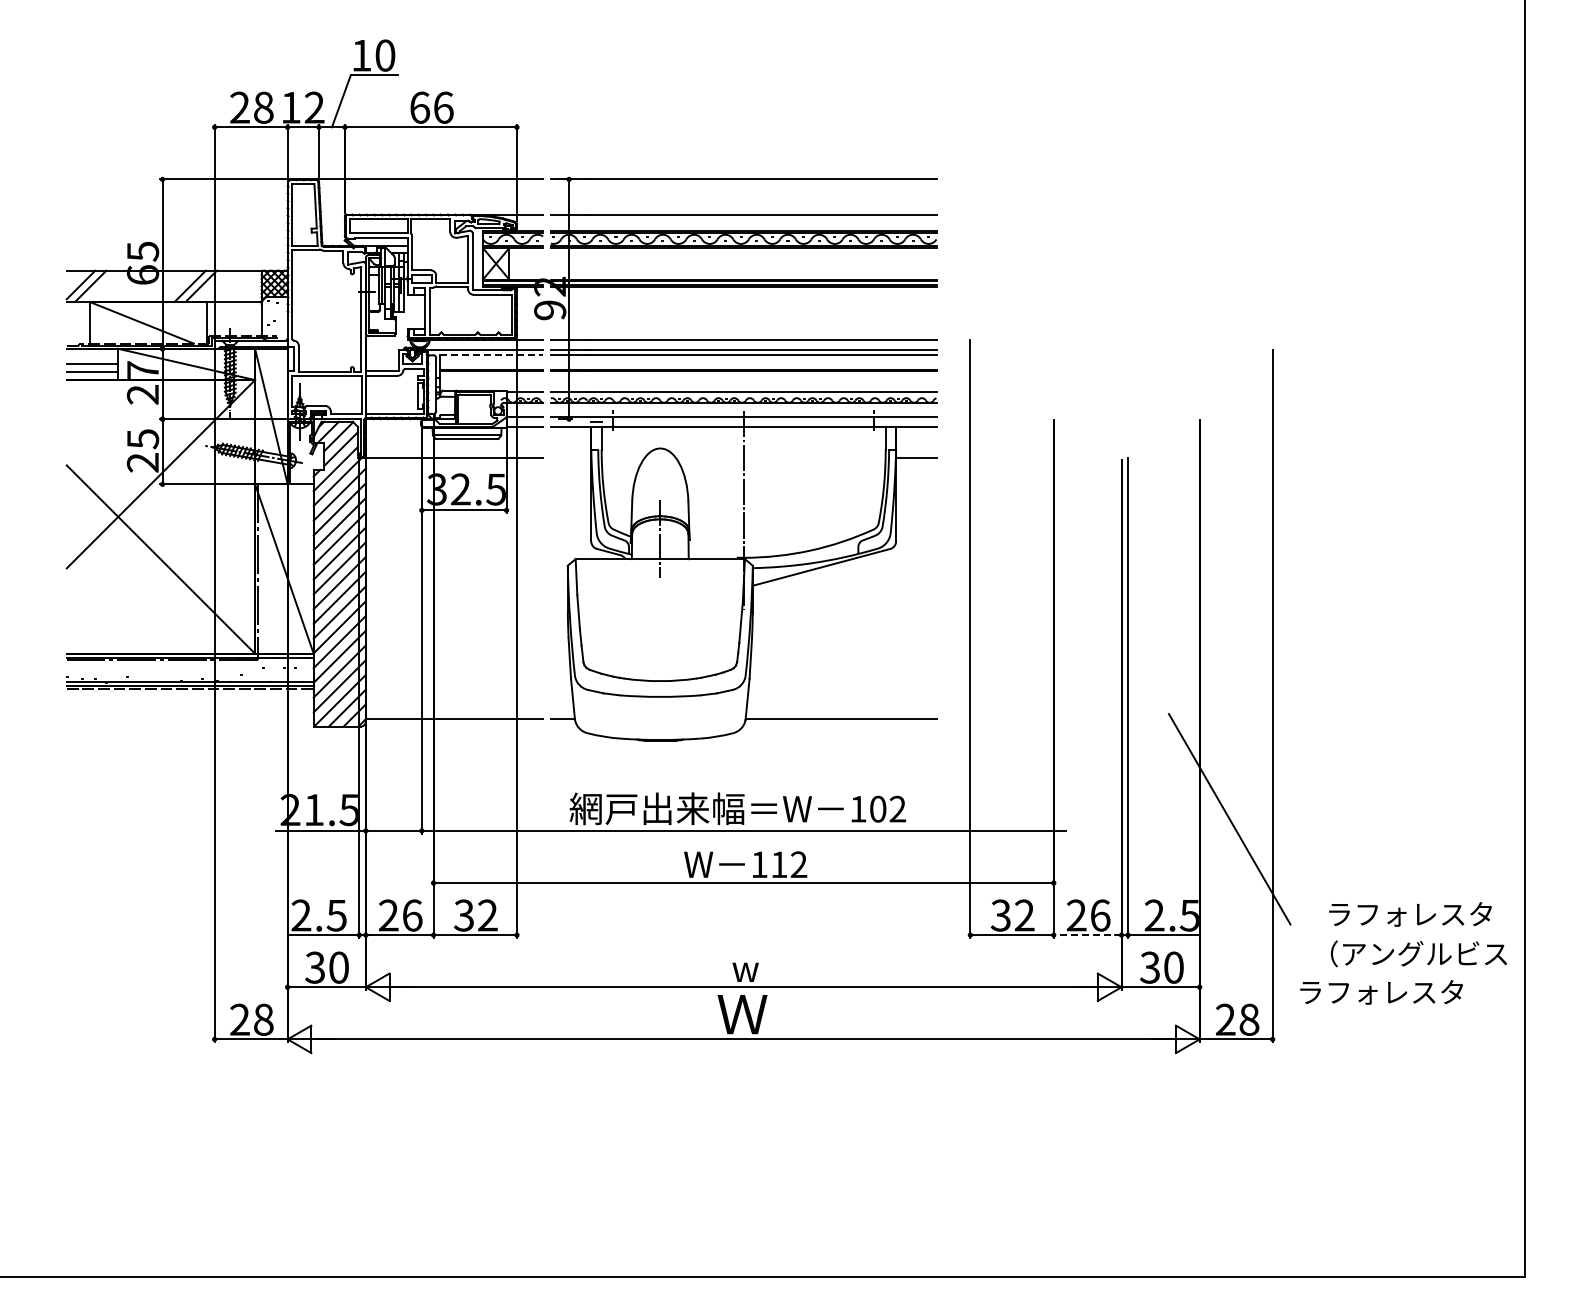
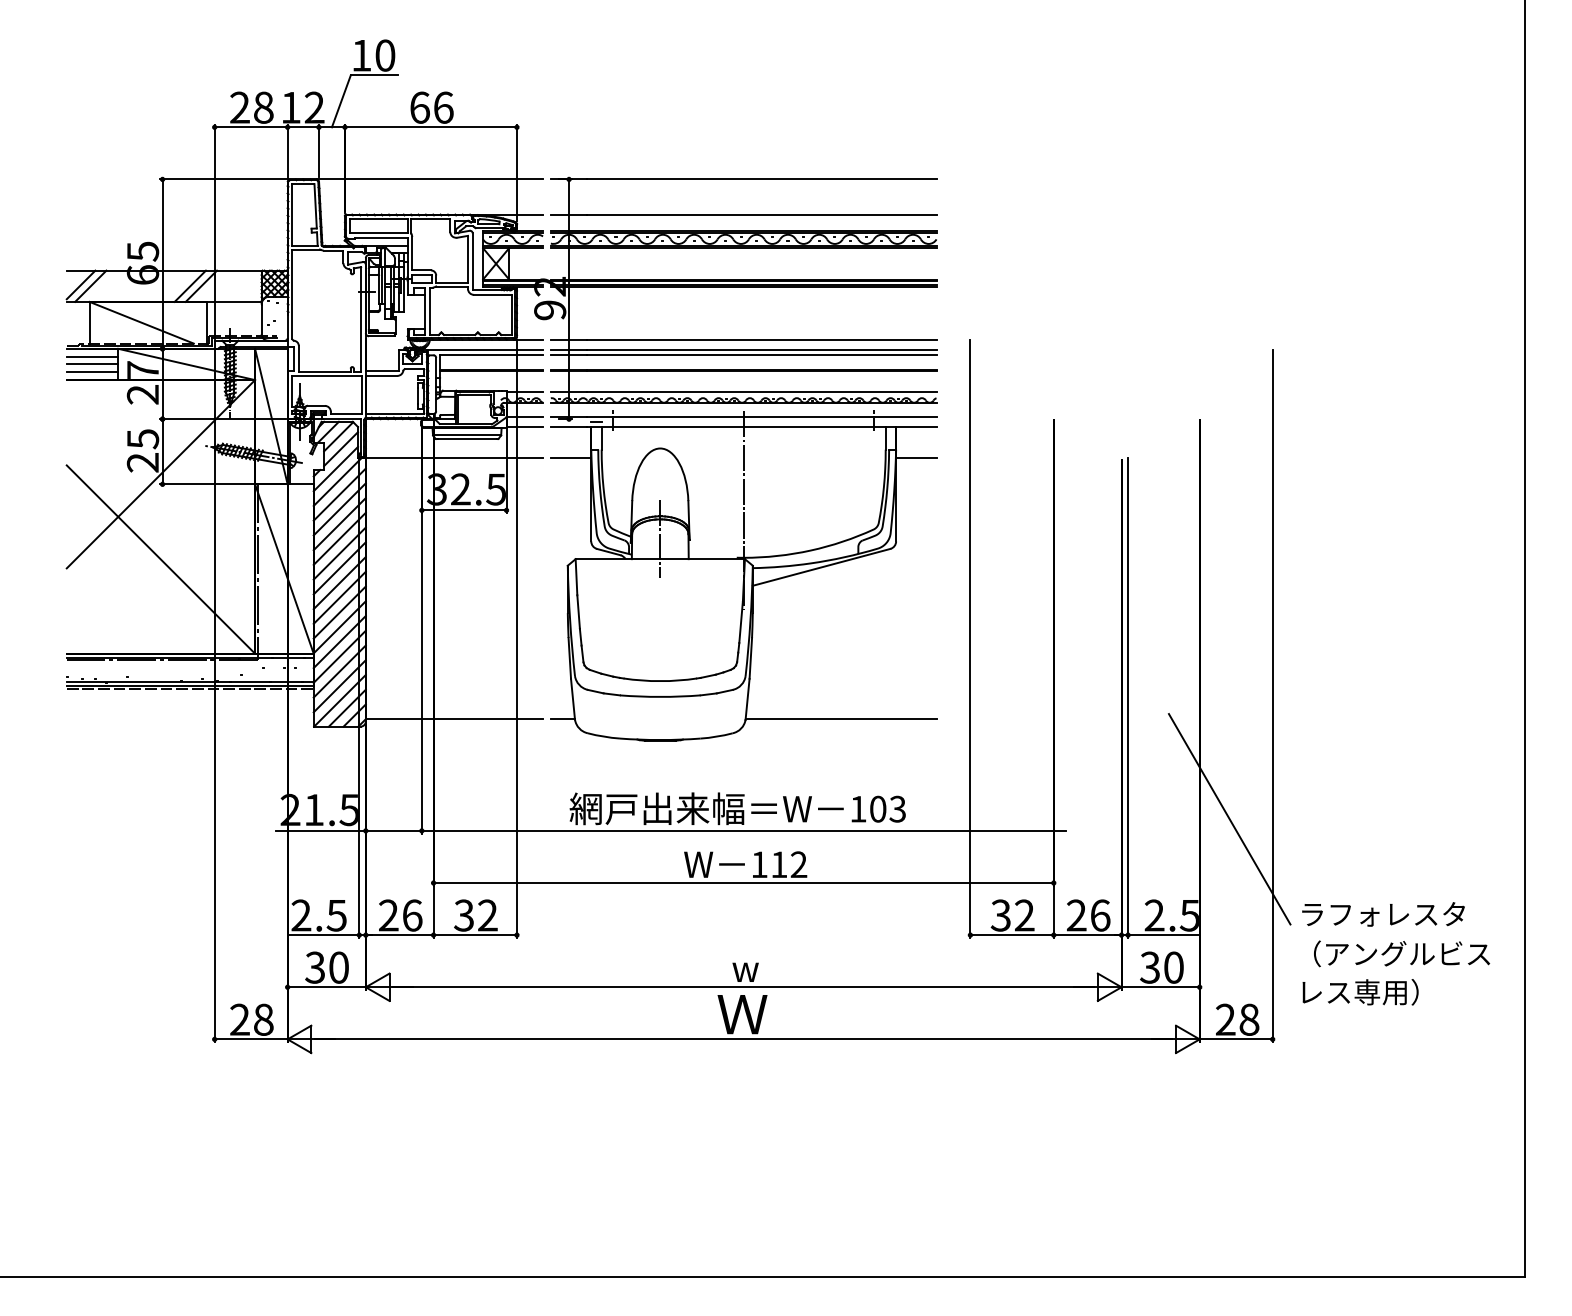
line: dashed -> solid (492, 355)
line: none -> present (92, 356)
line: none -> present (570, 458)
text: 102 -> 103 (897, 809)
text position: (1410, 914) -> (1383, 914) (1383, 914)
line: dashed -> solid (1087, 935)
text position: (1419, 953) -> (1402, 953) (1402, 953)
text: ラフォレスタ -> レス専用） (1381, 992)
